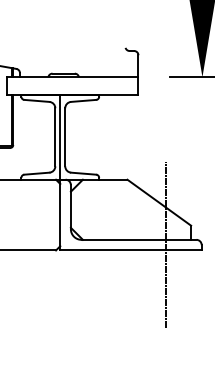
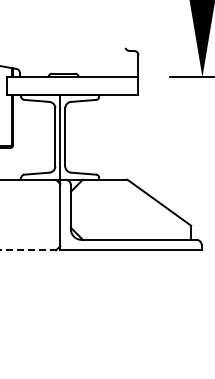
line: present -> none (166, 245)
line: solid -> dashed (28, 250)
